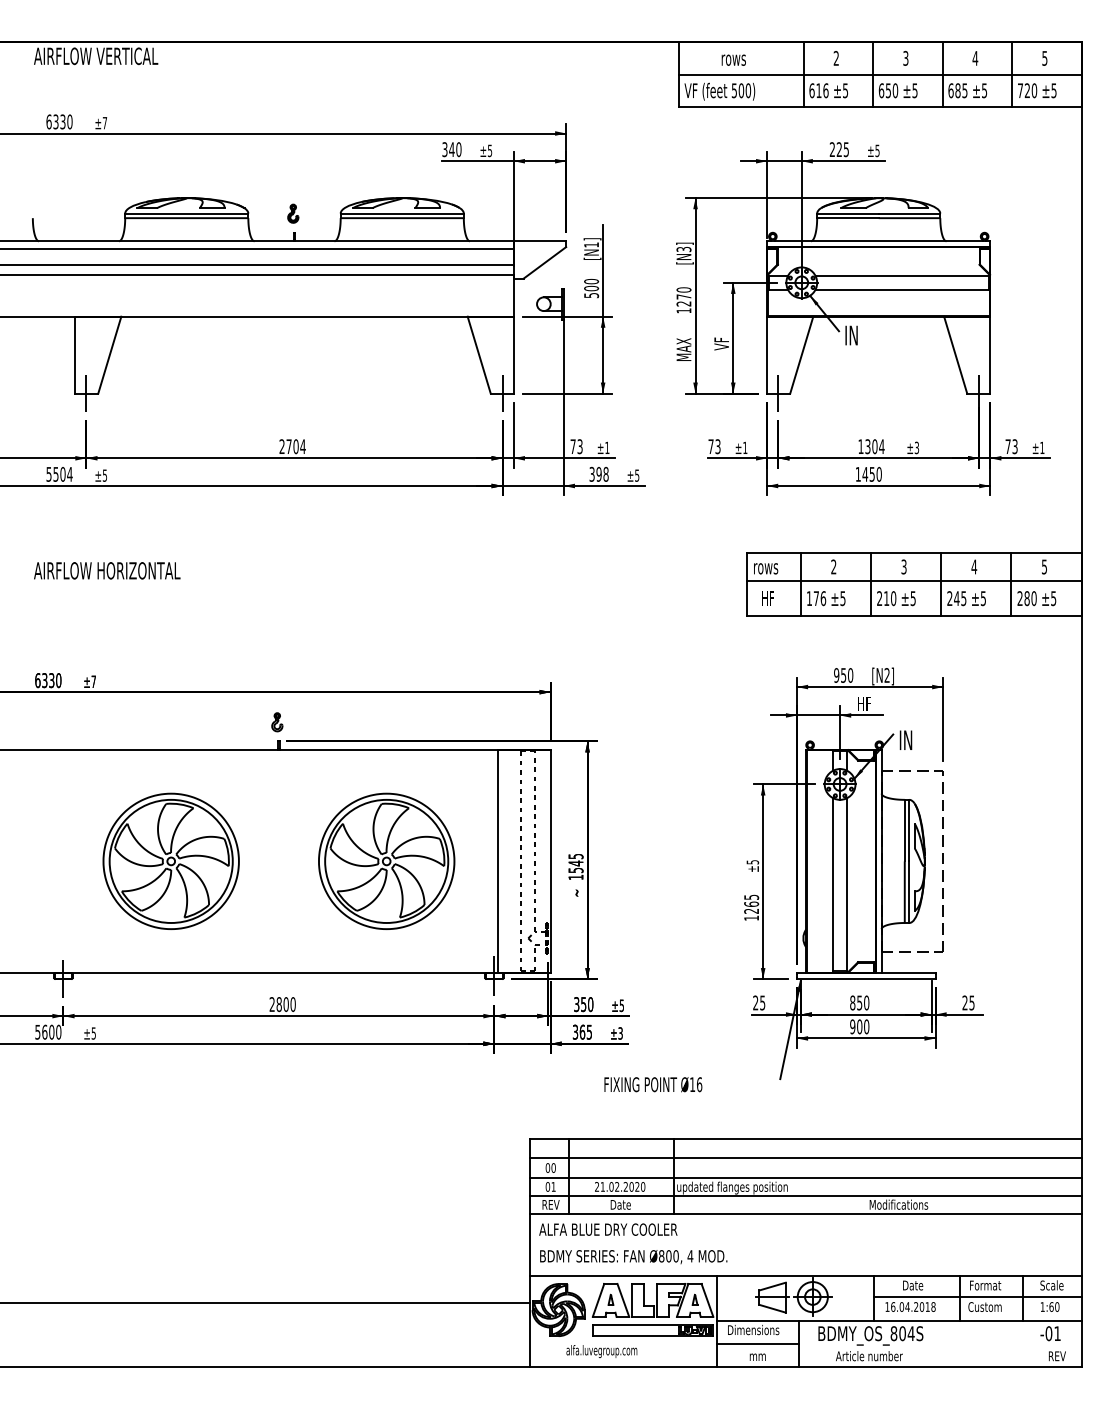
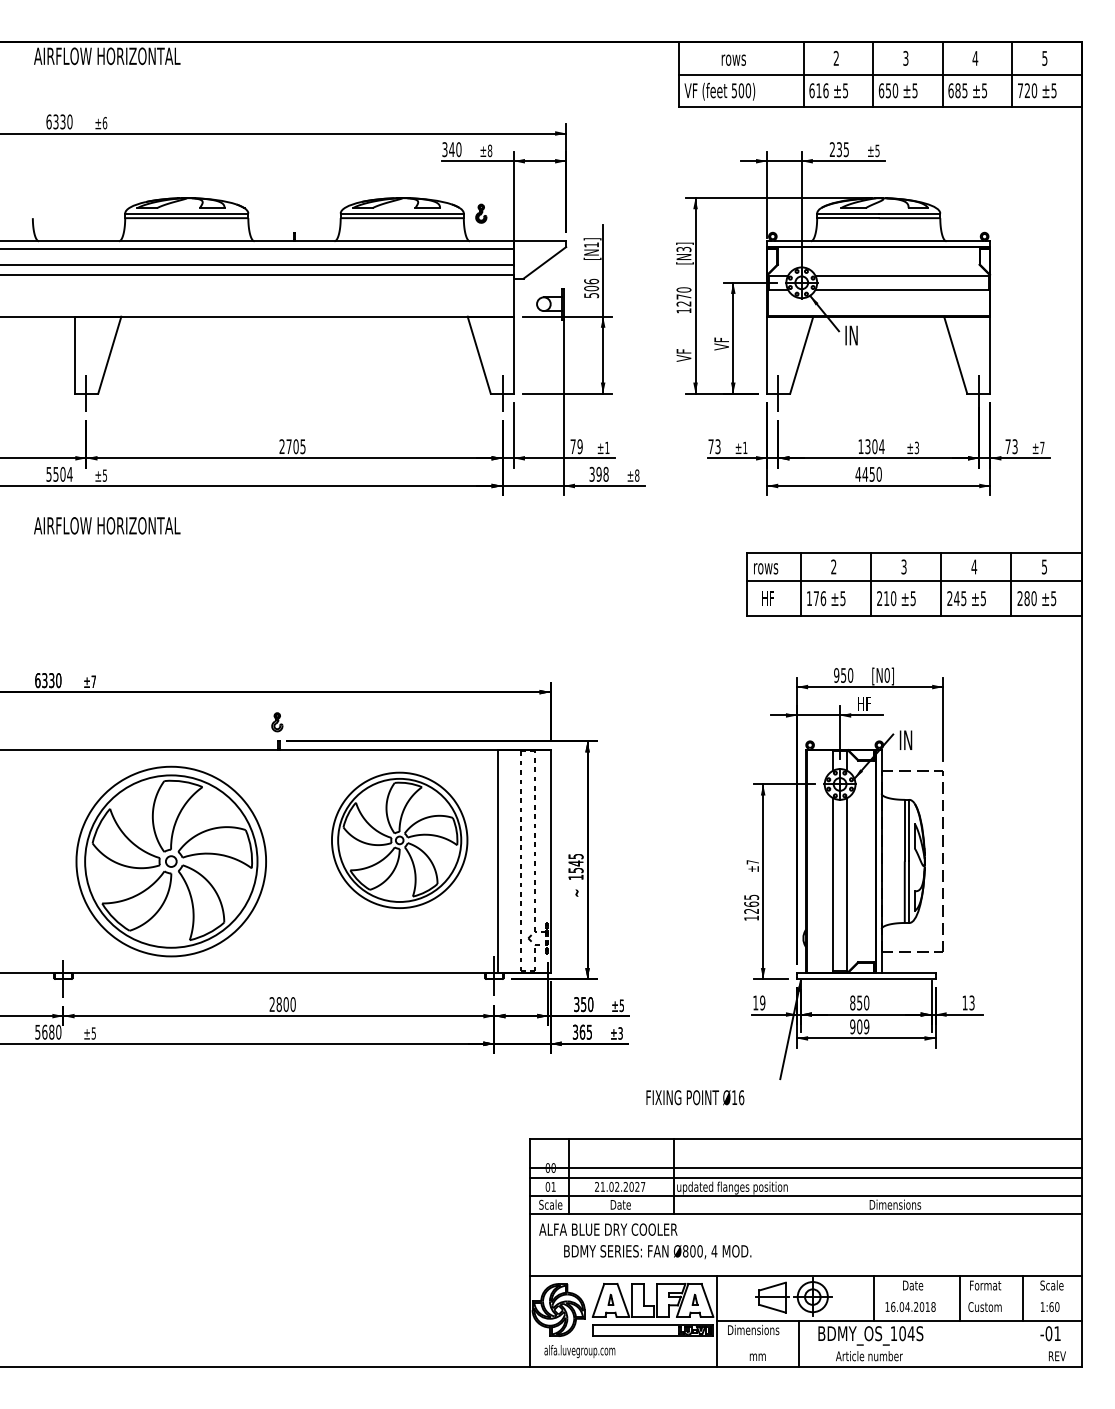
text: AIRFLOW VERTICAL -> AIRFLOW HORIZONTAL (138, 56)
text: ±7 -> ±6 (104, 122)
text: 225 -> 235 (838, 149)
text: ±5 -> ±8 (489, 150)
part position: (293, 213) -> (481, 213) (481, 213)
text: 500 -> 506 (591, 281)
text: MAX -> VF (683, 349)
text: 2704 -> 2705 (302, 446)
text: 73 -> 79 (579, 446)
text: ±1 -> ±7 (1042, 447)
text: 1450 -> 4450 (858, 474)
text: ±5 -> ±8 (637, 475)
text position: (107, 570) -> (107, 525) (107, 525)
text: [N2] -> [N0] (886, 675)
part size: 138x138 px -> 192x193 px (170, 861)
part position: (386, 860) -> (399, 839) (399, 839)
text: ±5 -> ±7 (752, 862)
text: 25 -> 19 (759, 1002)
text: 25 -> 13 (968, 1002)
text: 900 -> 909 (866, 1026)
text: 5600 -> 5680 (51, 1032)
text position: (653, 1084) -> (695, 1097) (695, 1097)
line position: (805, 1158) -> (805, 1168) (805, 1168)
text: 21.02.2020 -> 21.02.2027 (643, 1186)
text: REV -> Scale (550, 1204)
text: Modifications -> Dimensions (899, 1204)
text position: (633, 1257) -> (657, 1252) (657, 1252)
line: present -> none (977, 1297)
line: present -> none (266, 1303)
text: BDMY_OS_804S -> BDMY_OS_104S (893, 1333)
line: present -> none (757, 1344)
text position: (601, 1351) -> (579, 1351) (579, 1351)
